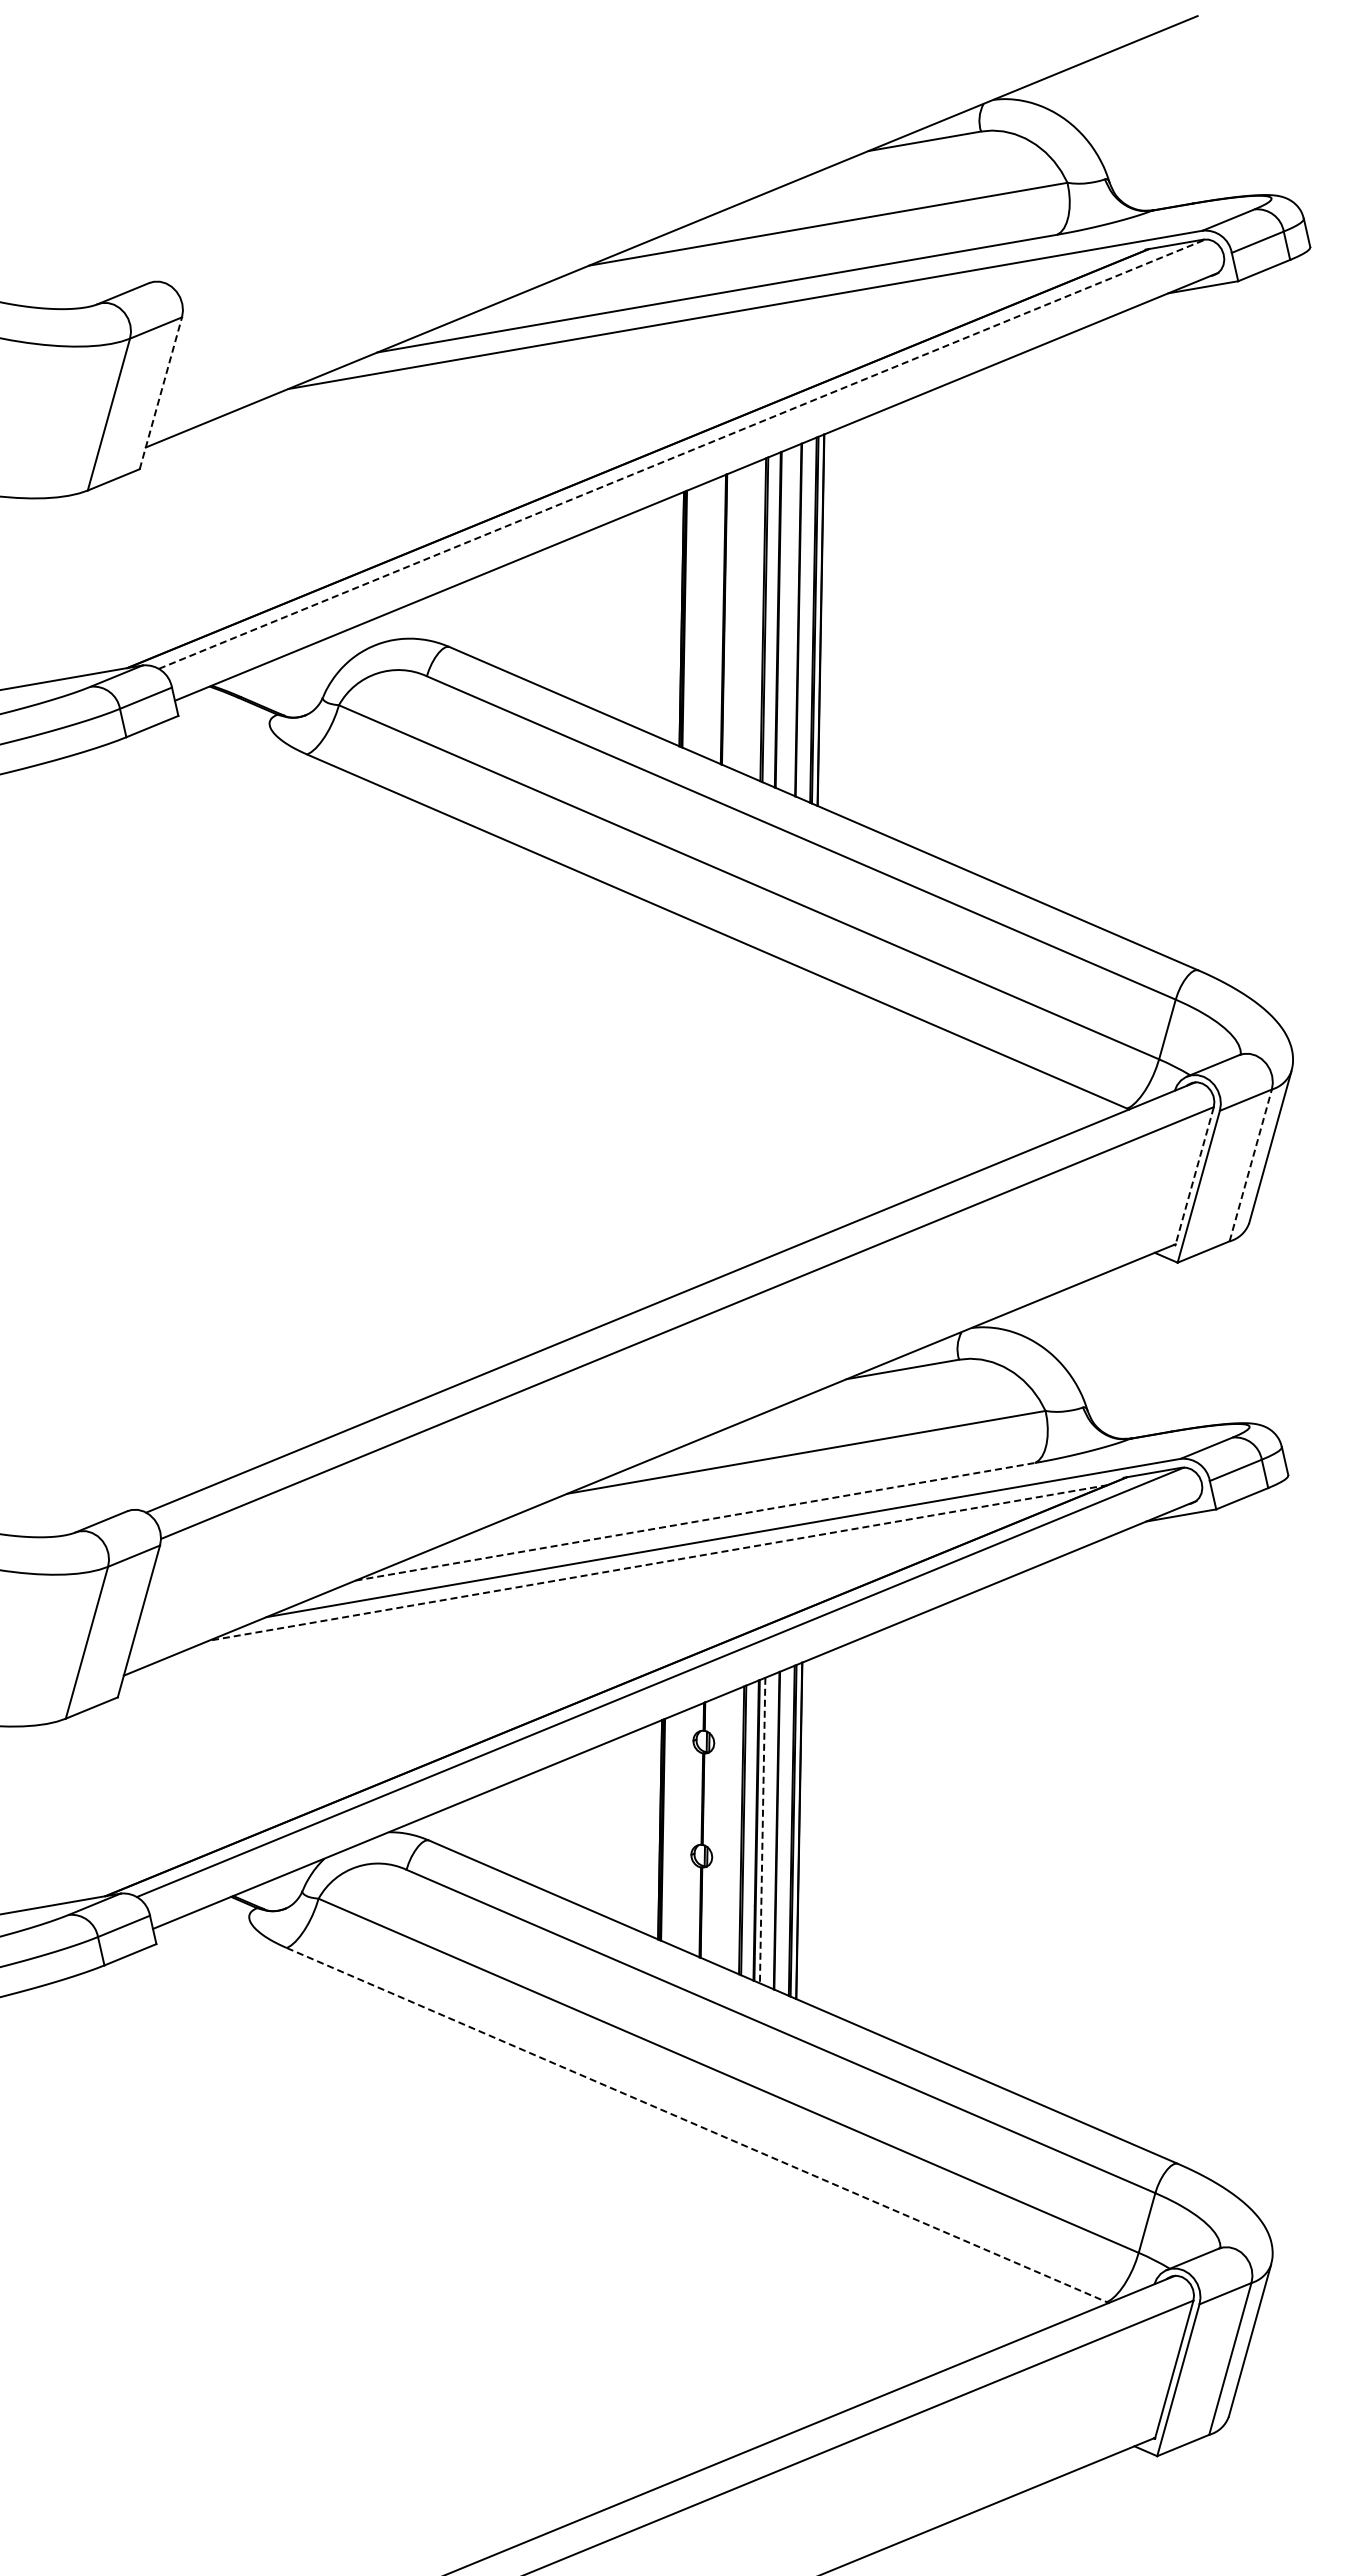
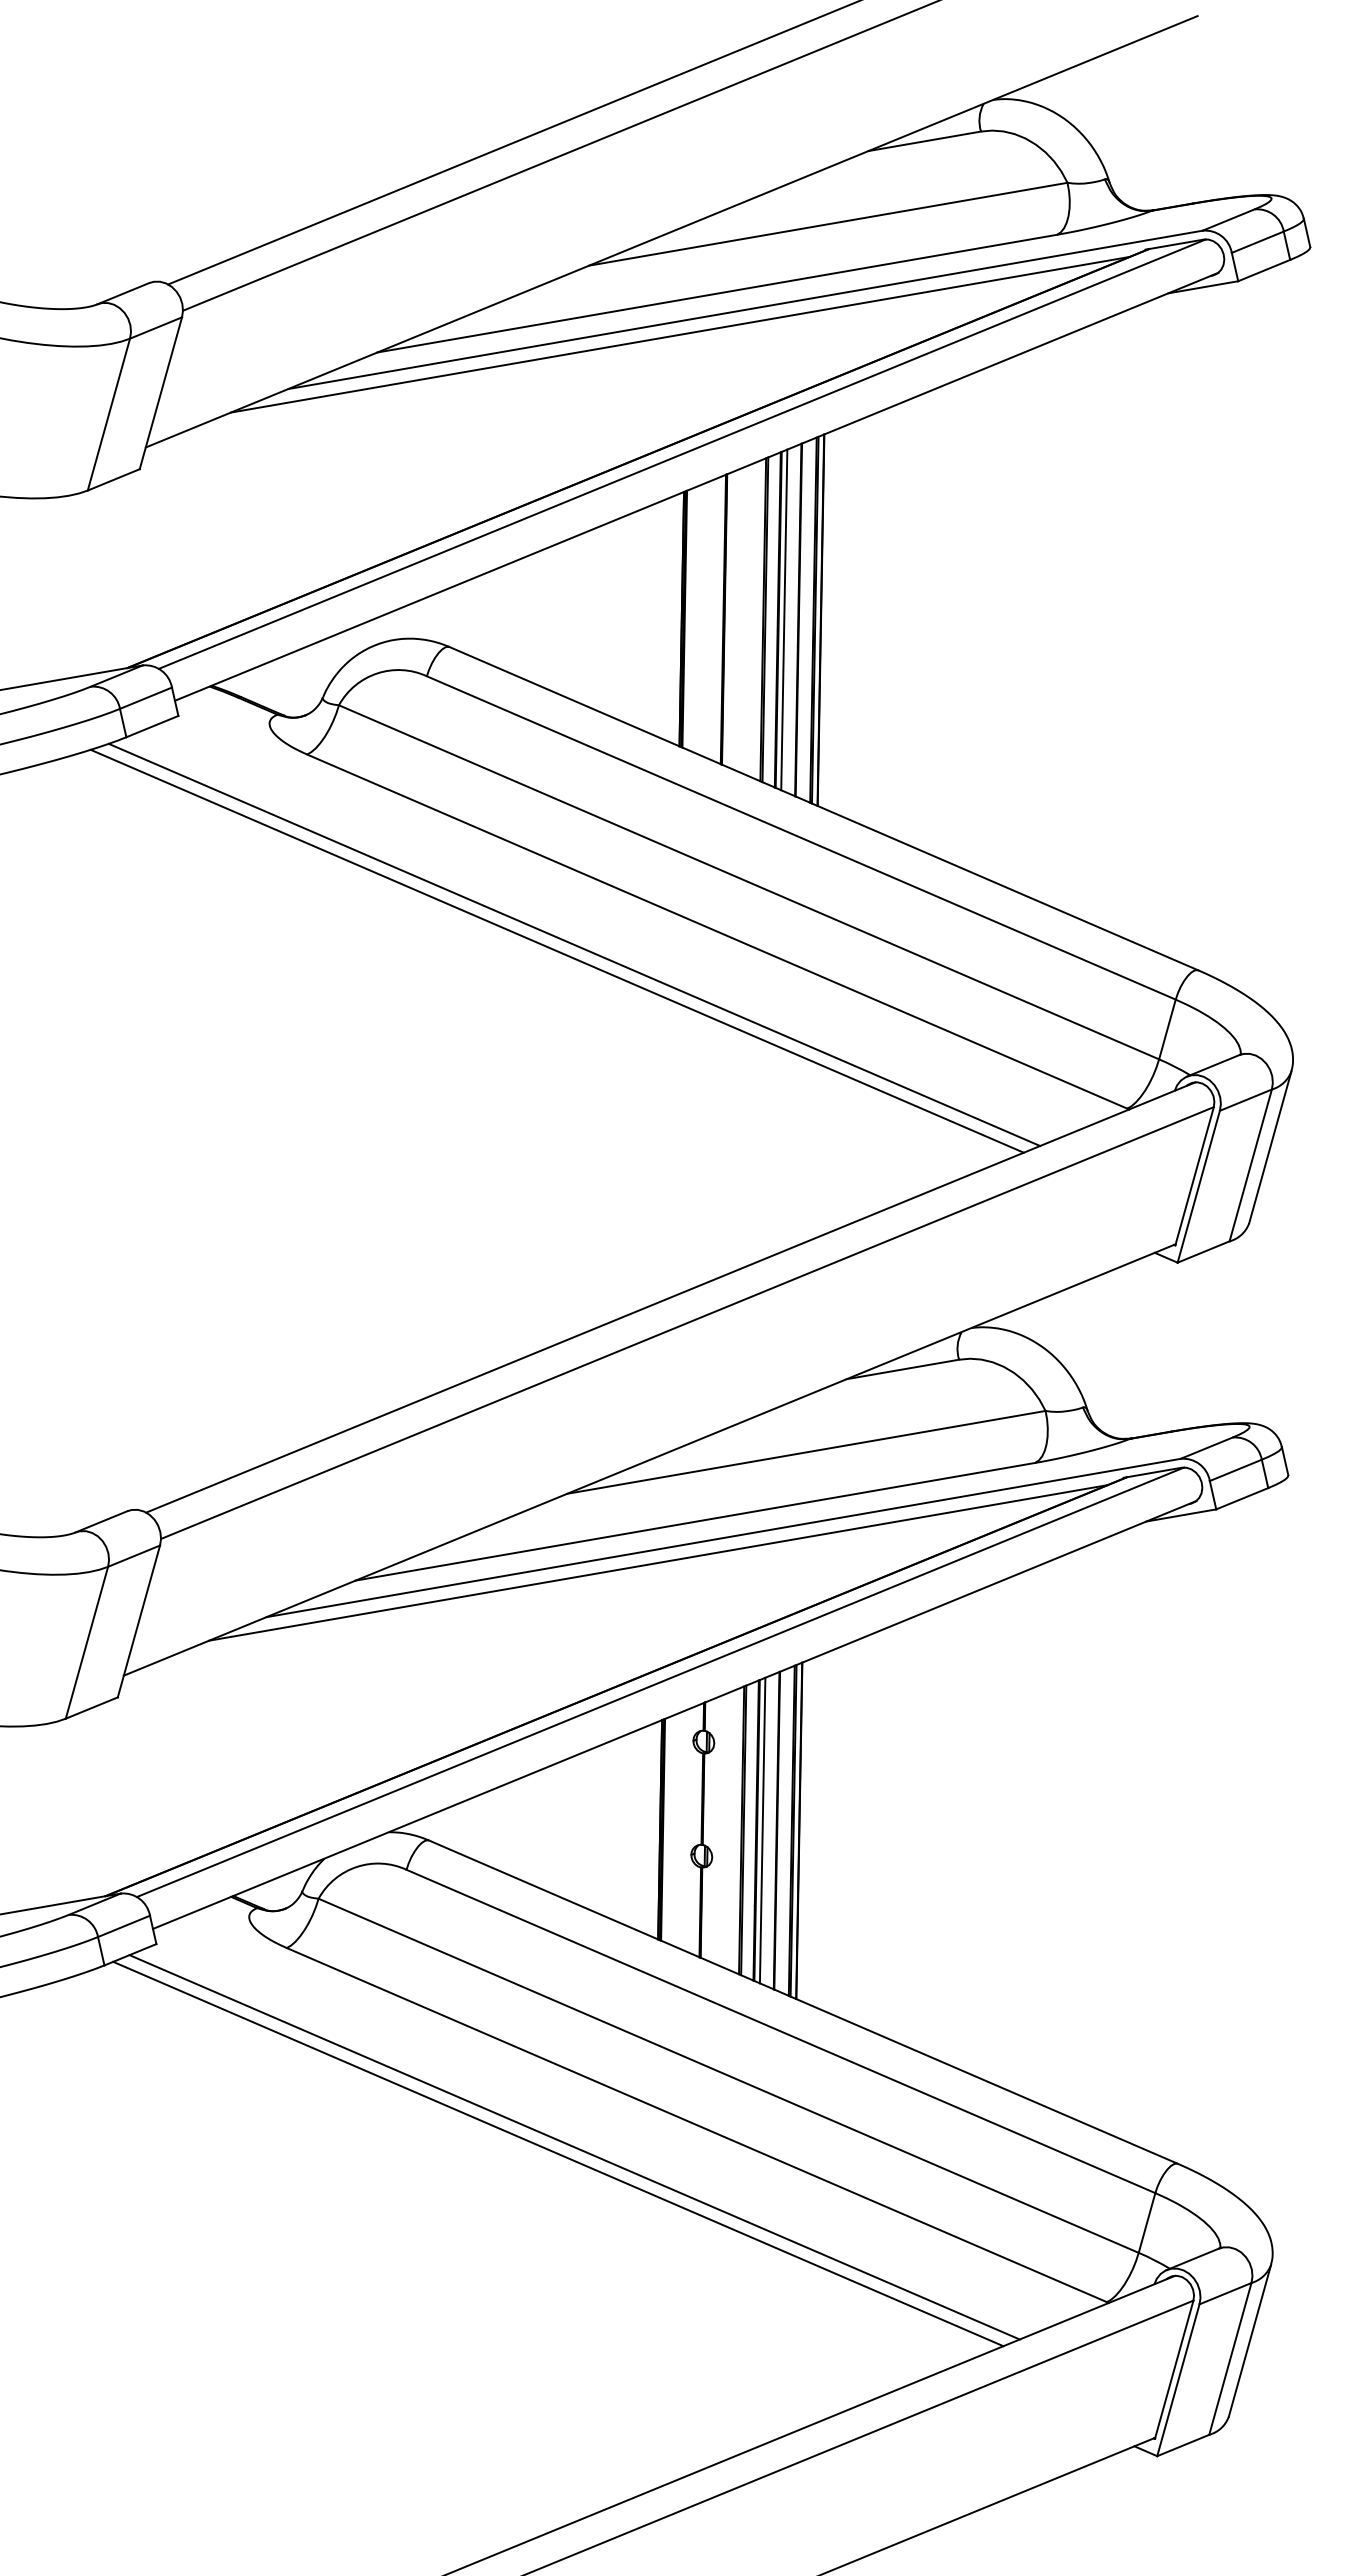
line: none -> present (512, 143)
line: none -> present (558, 156)
line: none -> present (679, 334)
line: dashed -> solid (160, 393)
line: dashed -> solid (682, 454)
line: none -> present (784, 619)
line: none -> present (574, 944)
line: none -> present (556, 950)
line: dashed -> solid (1250, 1165)
line: dashed -> solid (1194, 1176)
line: dashed -> solid (695, 1521)
line: dashed -> solid (657, 1563)
line: dashed -> solid (762, 1830)
line: dashed -> solid (696, 2125)
line: none -> present (574, 2147)
line: none -> present (558, 2153)
